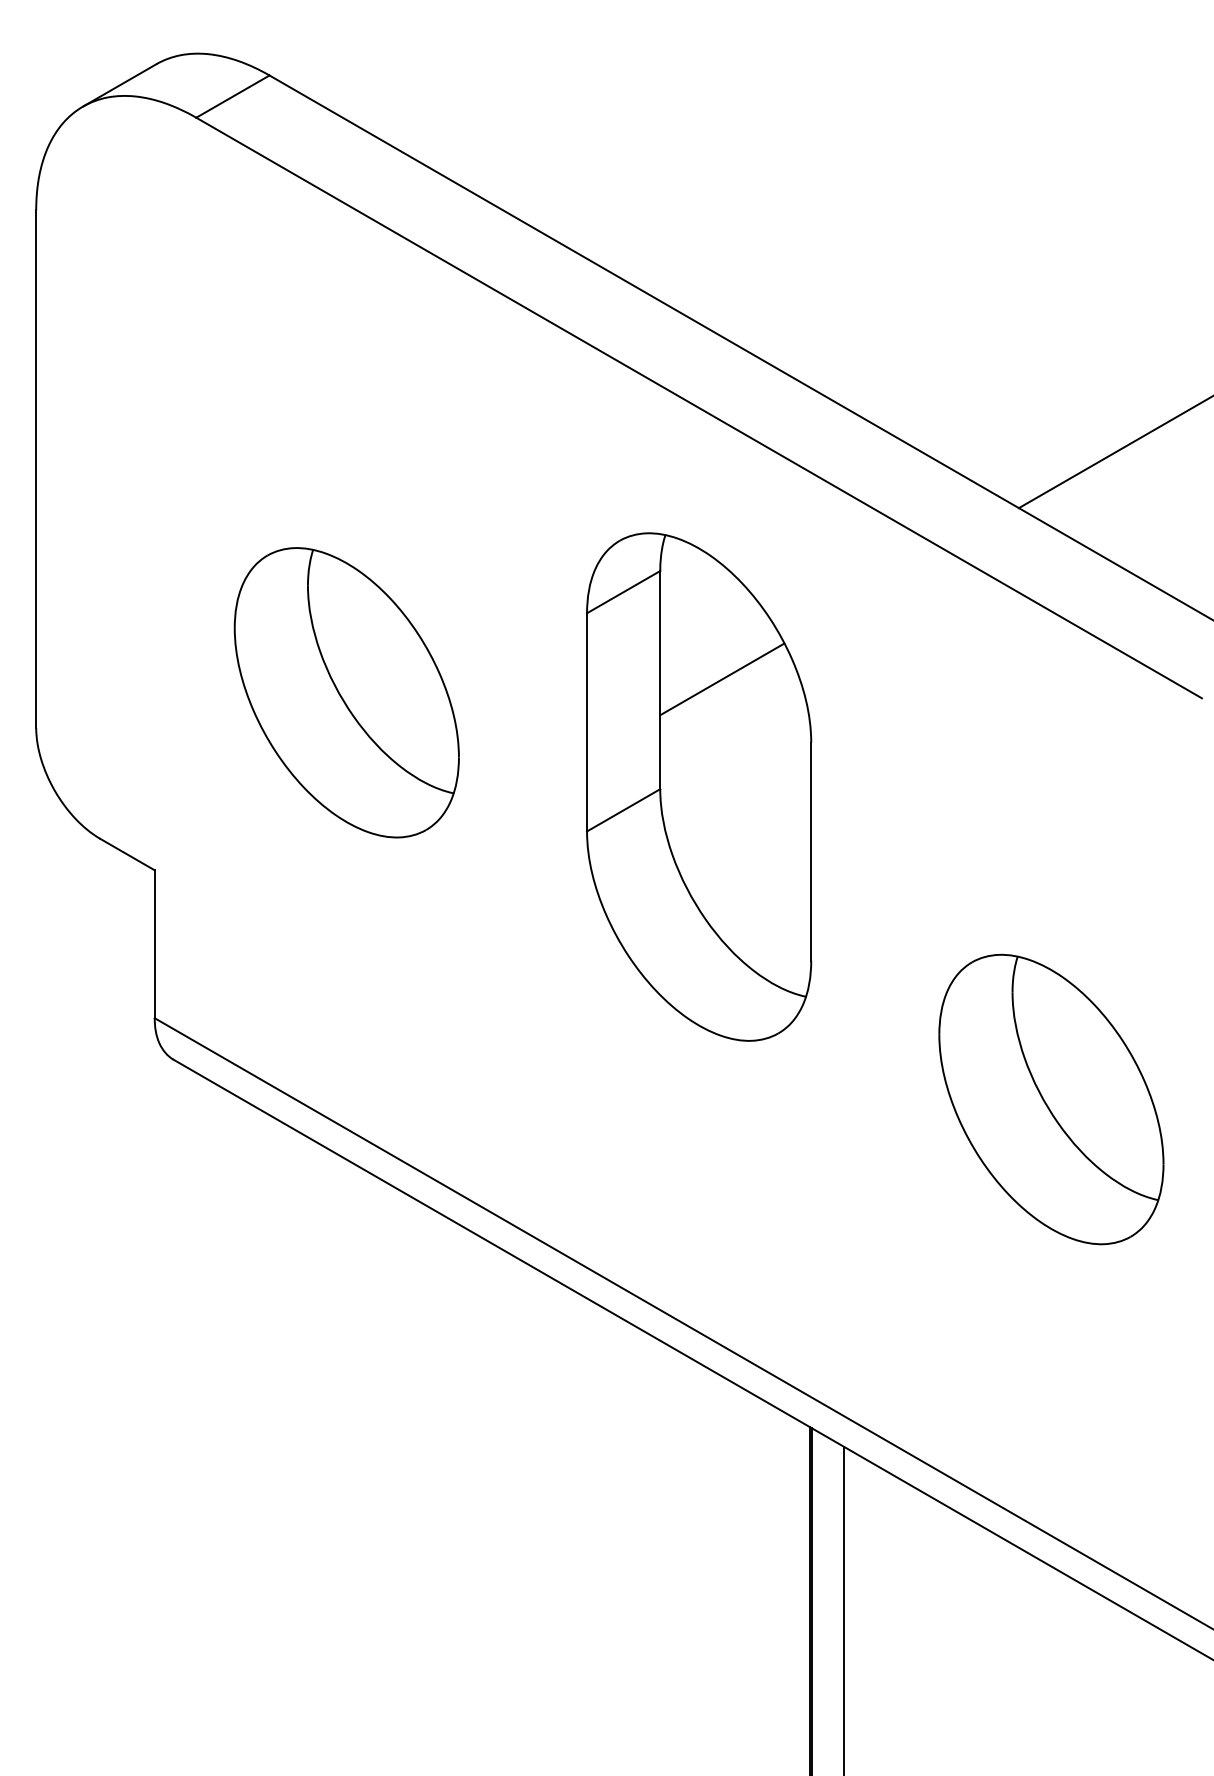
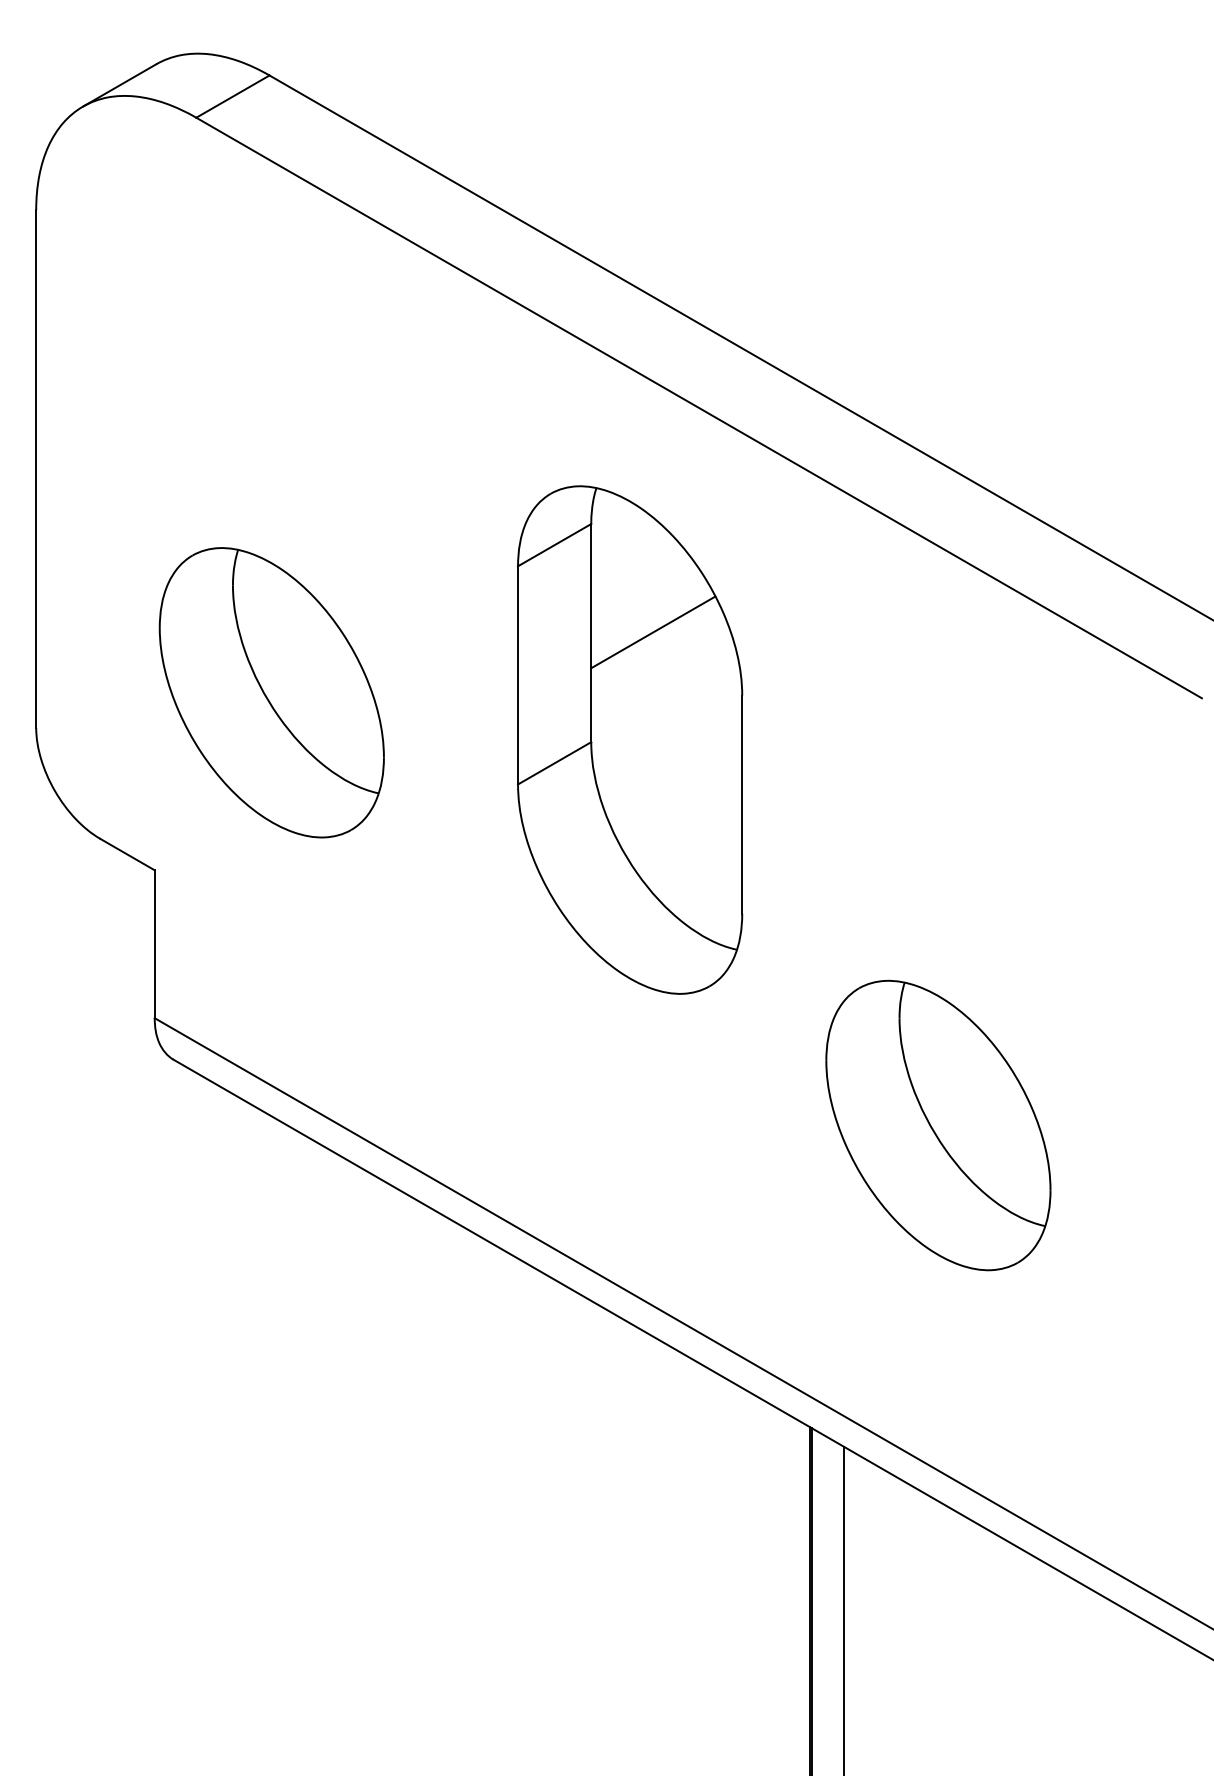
line: present -> none (1114, 452)
part position: (346, 692) -> (271, 692) (271, 692)
part position: (699, 786) -> (630, 739) (630, 739)
part position: (1051, 1099) -> (938, 1125) (938, 1125)
